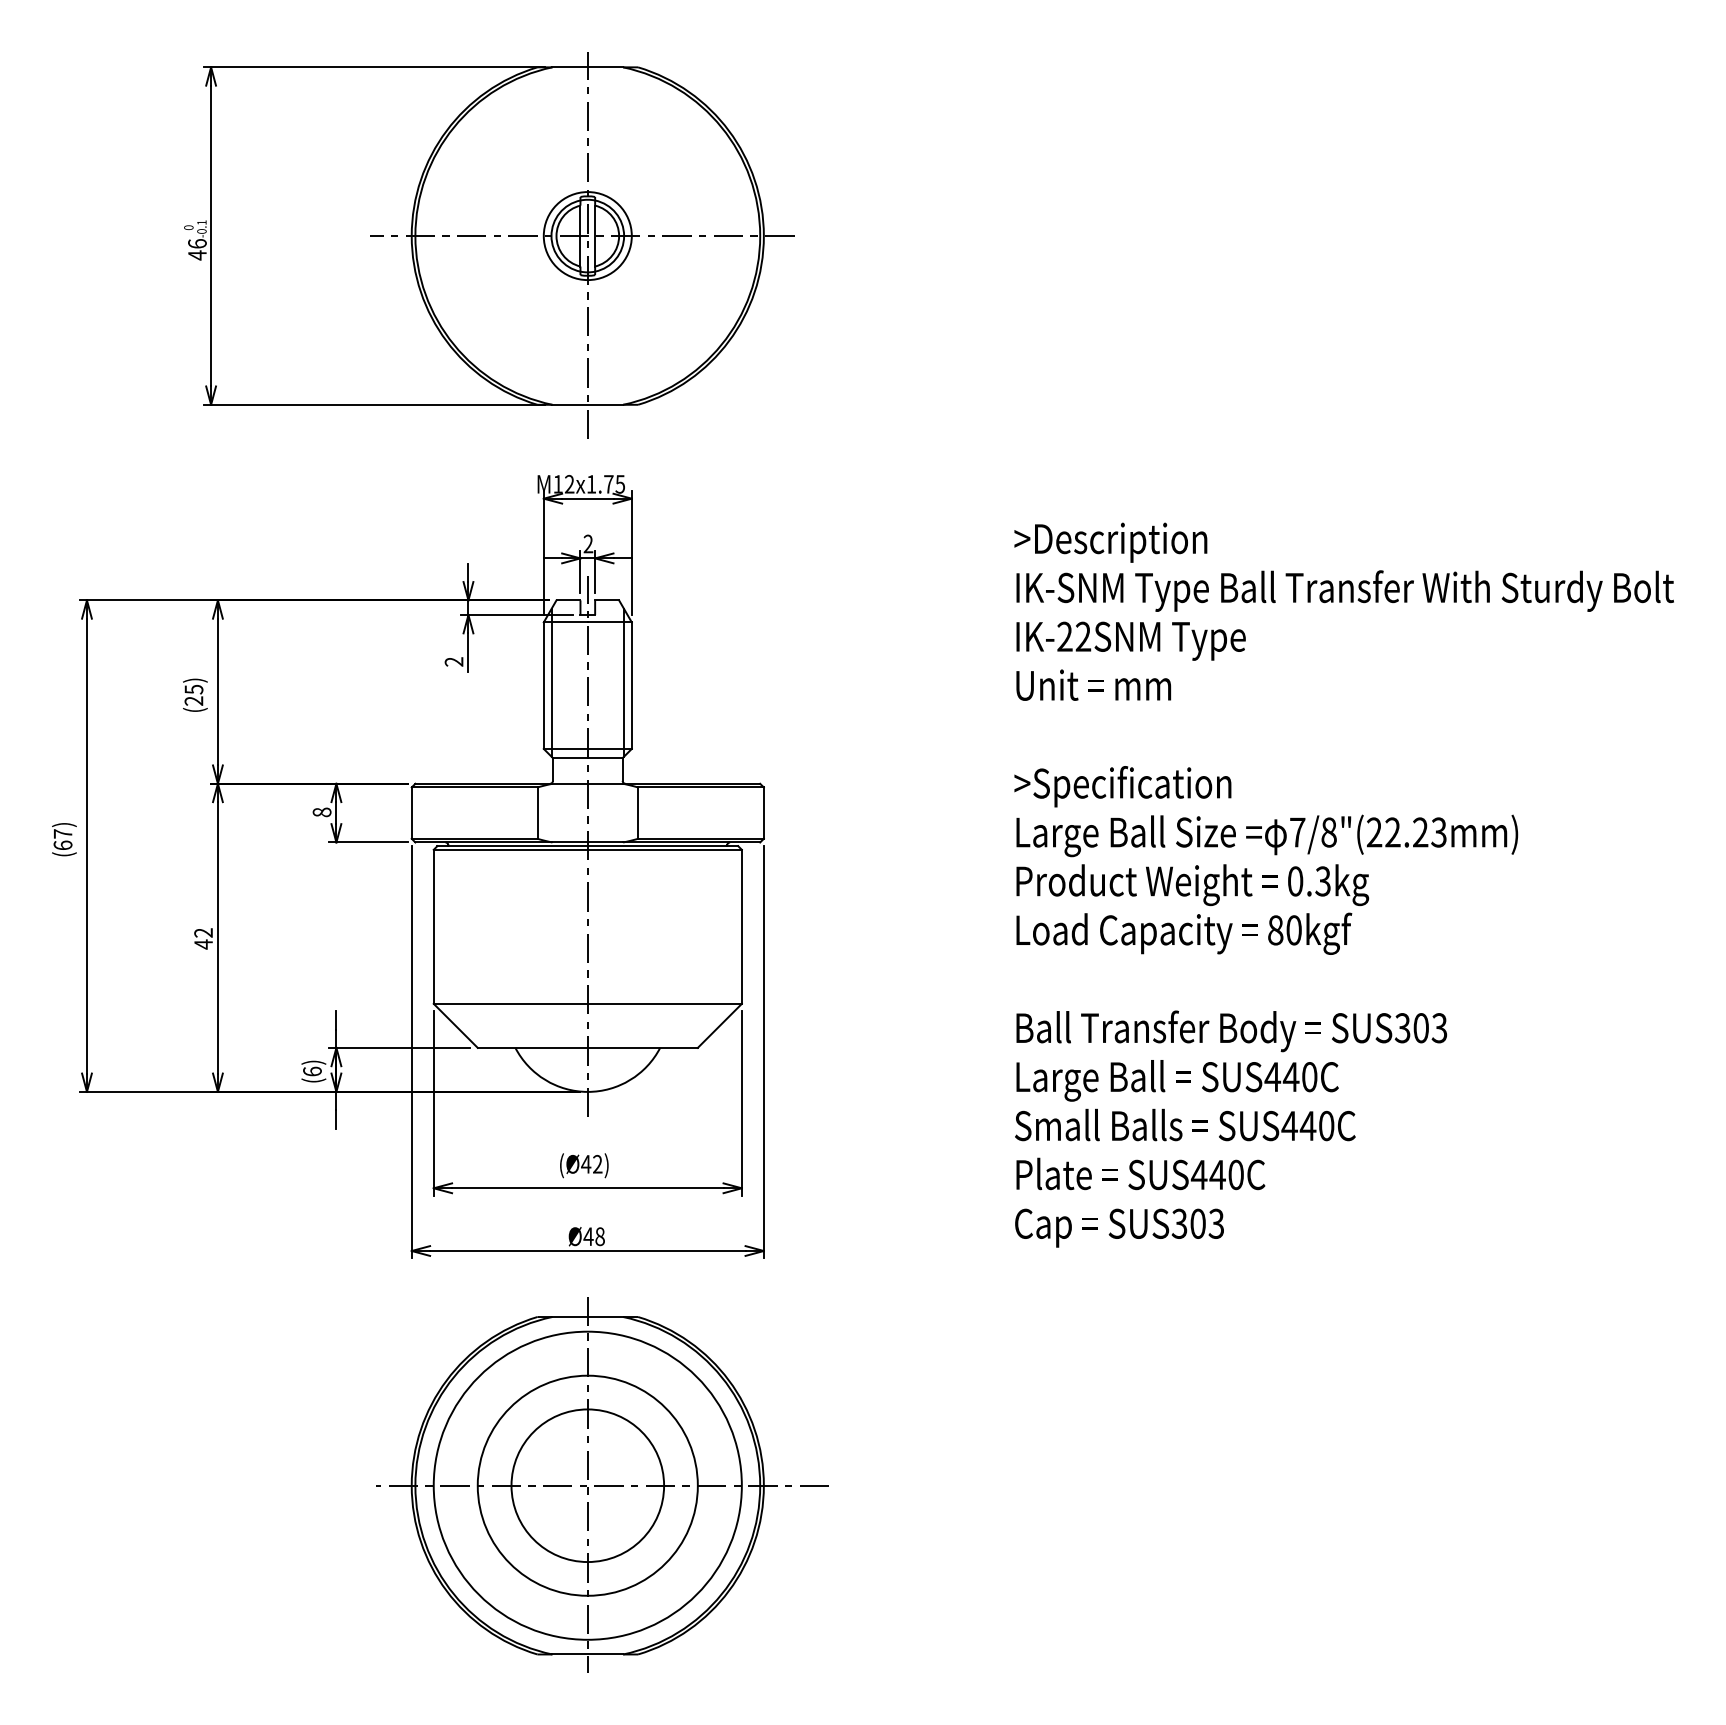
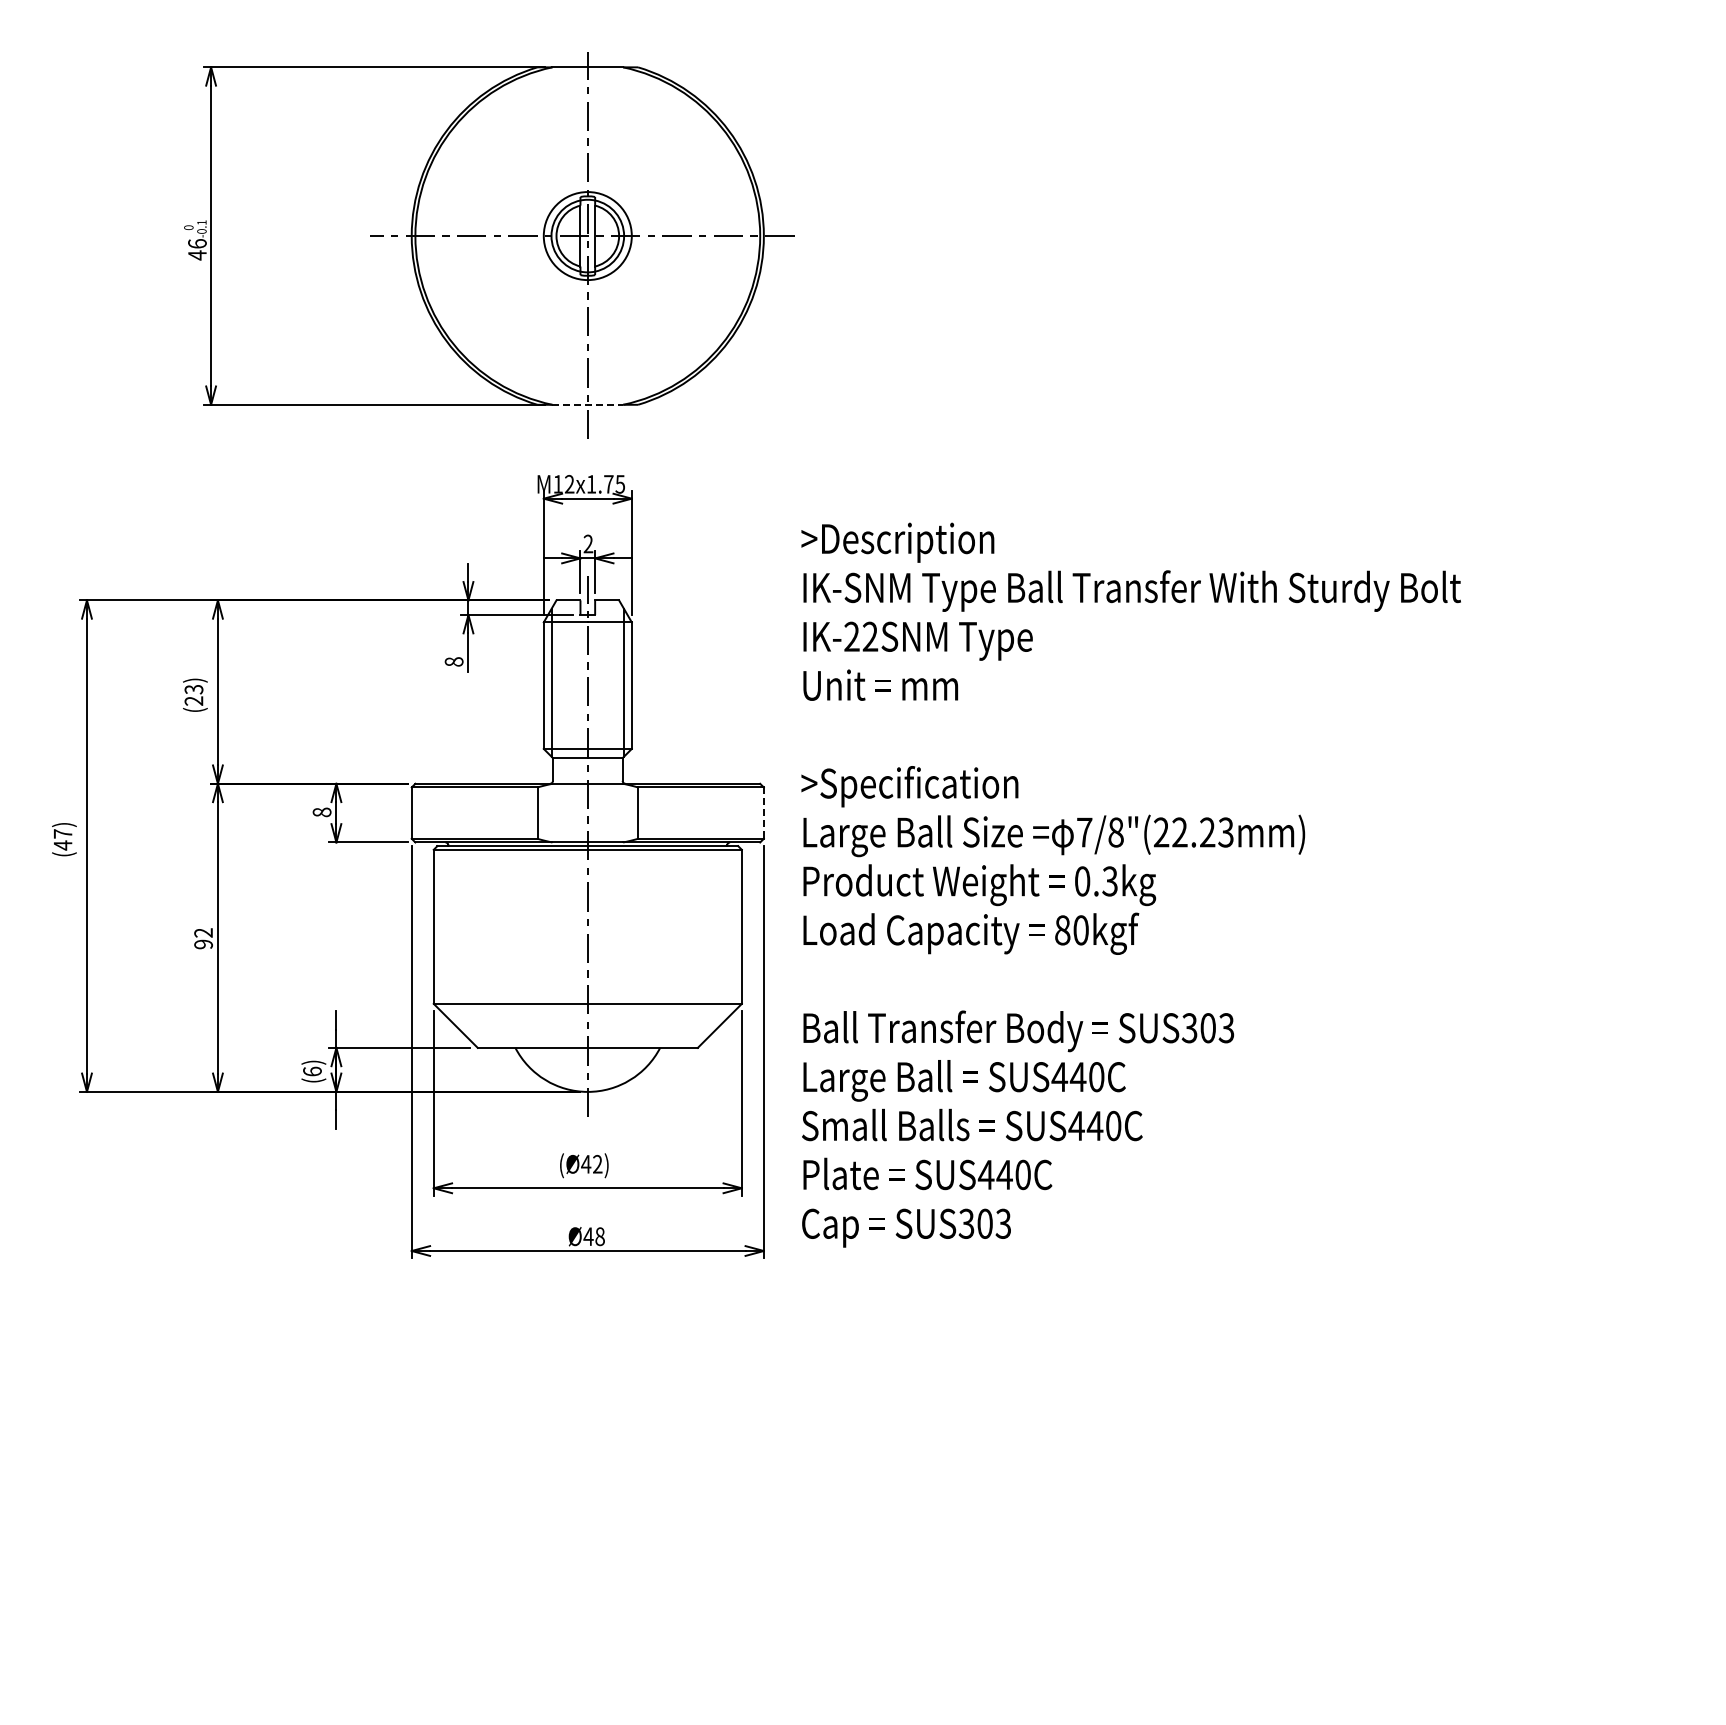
line: solid -> dashed (588, 404)
text: 2 -> 8 (453, 661)
text: (25) -> (23) (193, 689)
line: solid -> dashed (763, 813)
text: (67) -> (47) (62, 845)
text position: (1343, 884) -> (1130, 884) (1130, 884)
text: 42 -> 92 (203, 944)
part: present -> none (602, 1484)
